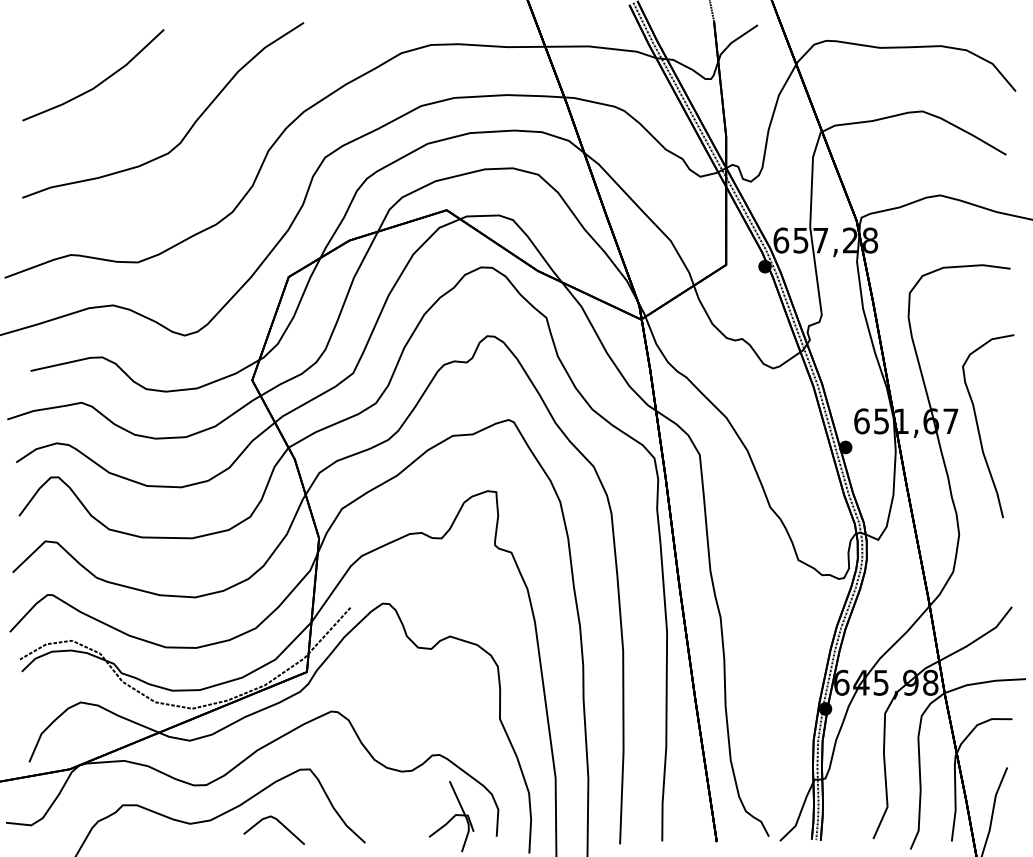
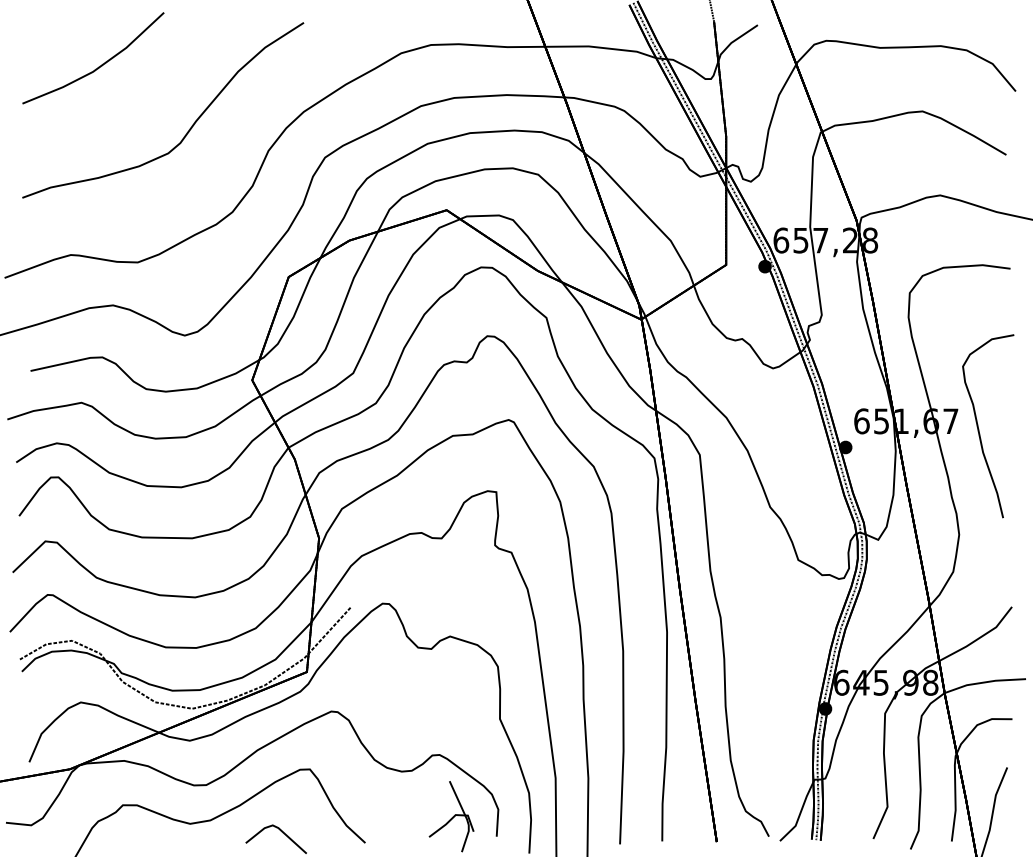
line position: (98, 83) -> (98, 66) (98, 66)
part position: (279, 823) -> (281, 832) (281, 832)
